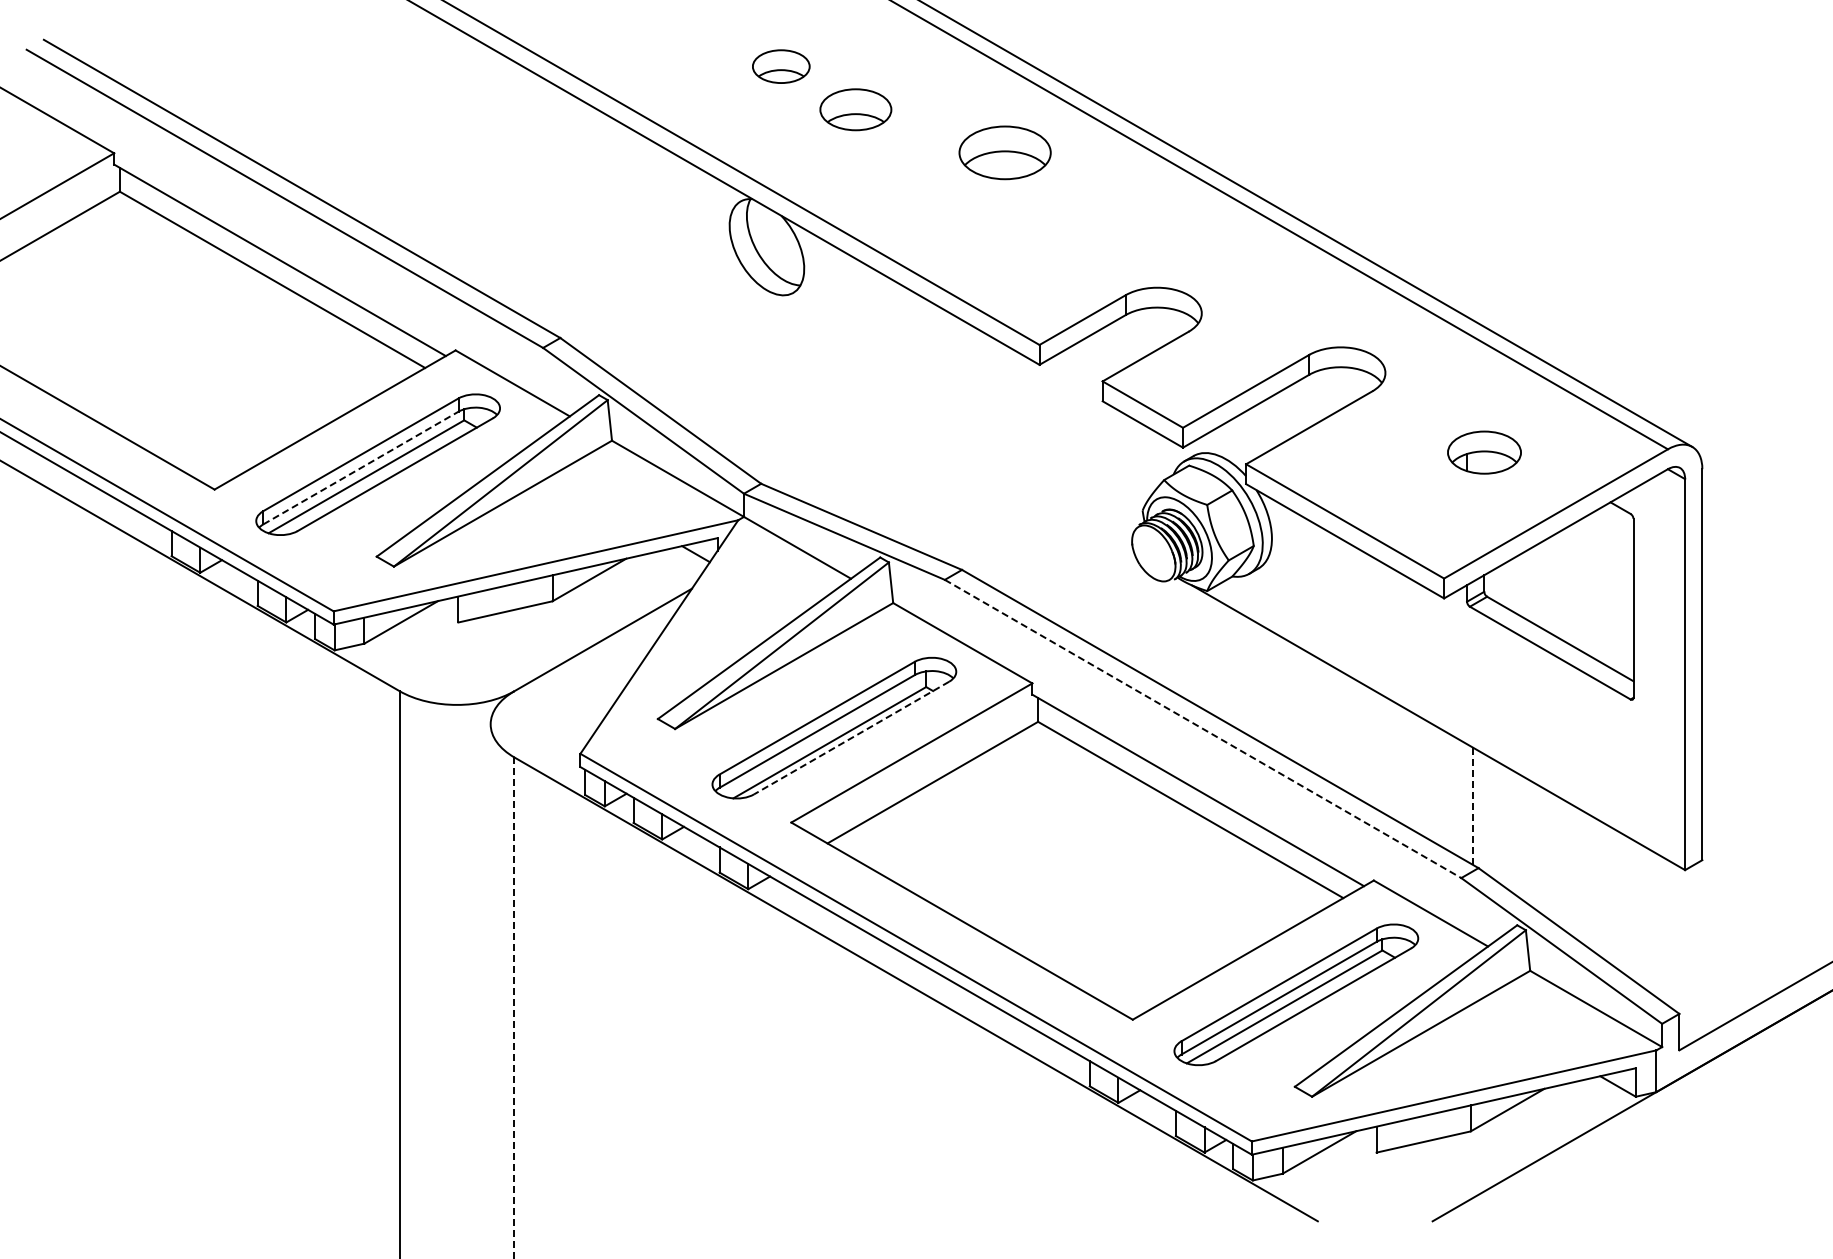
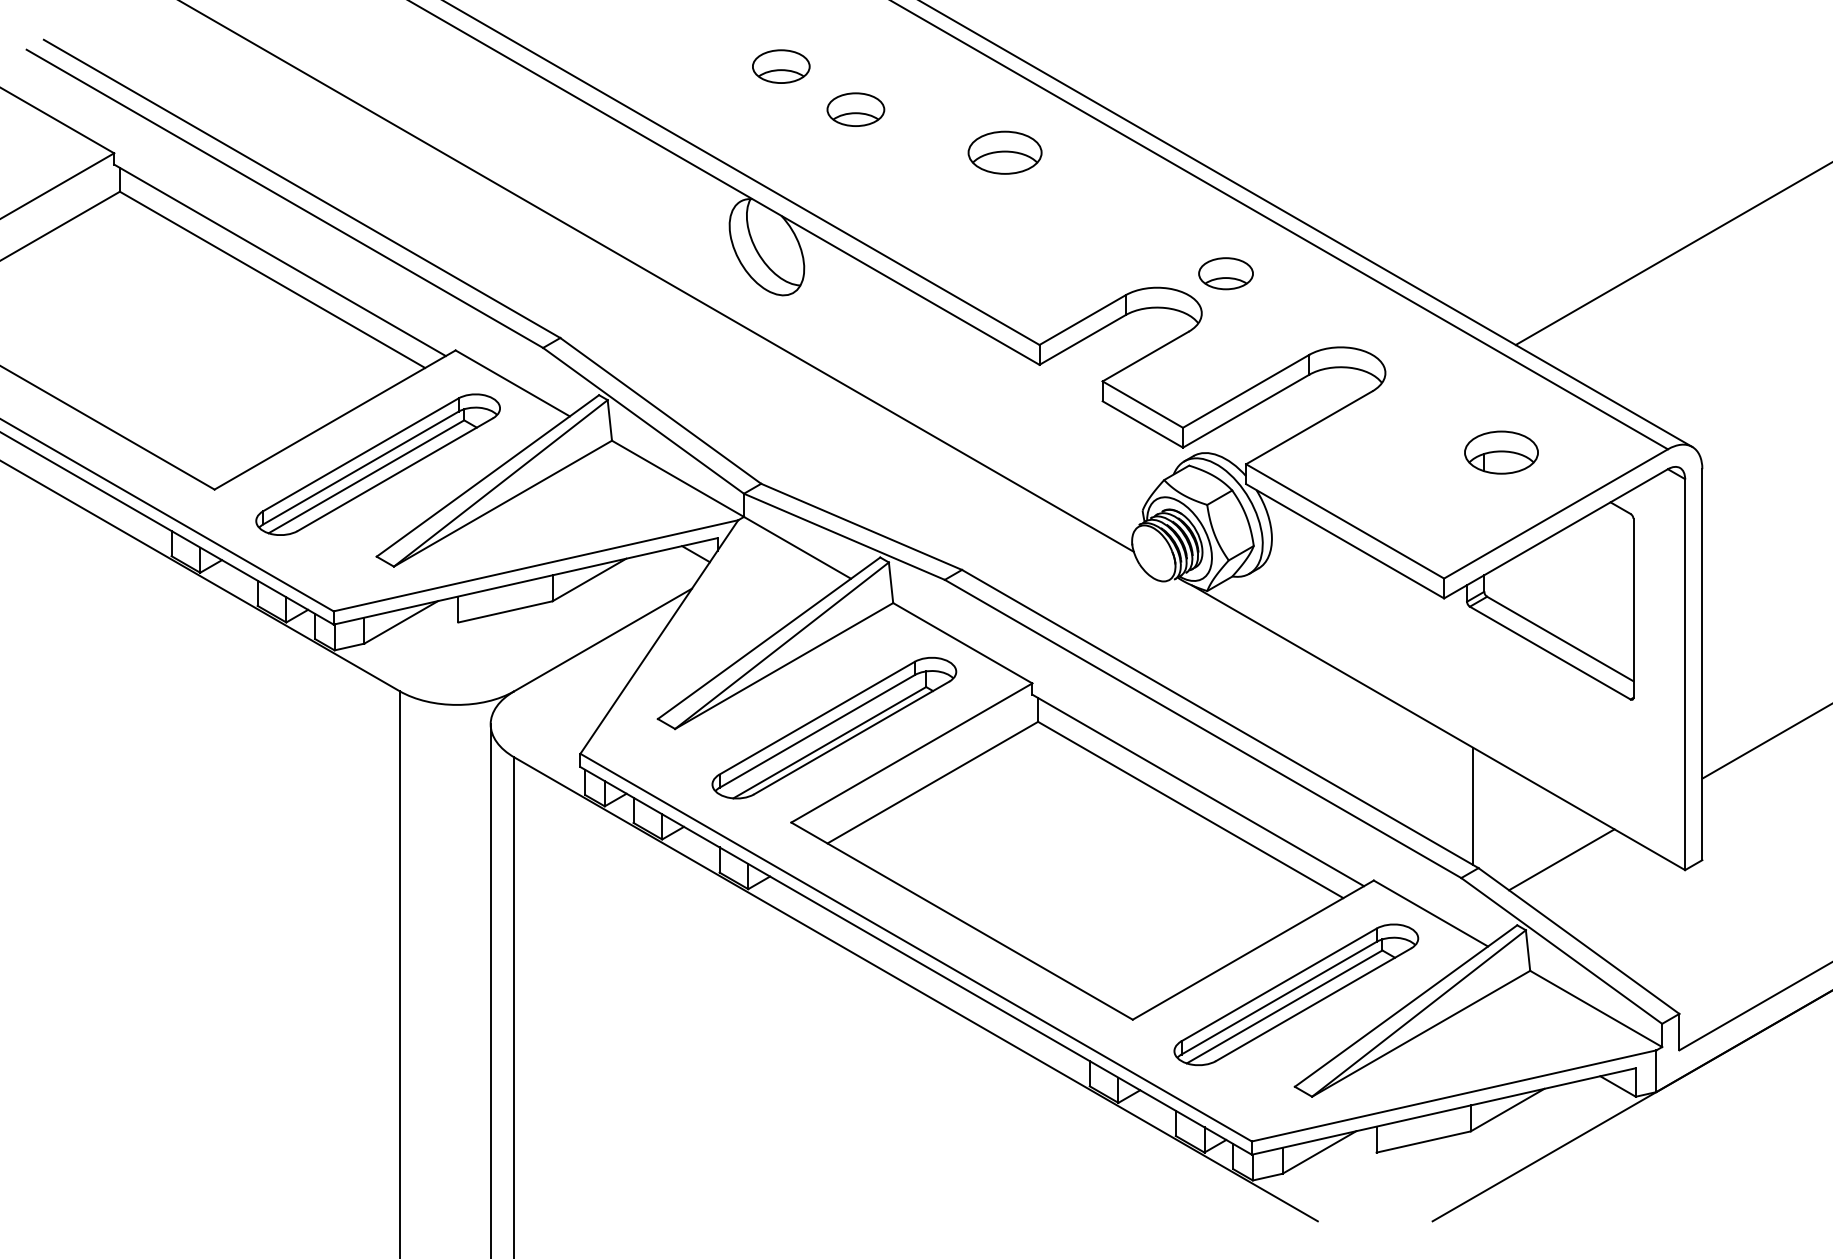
part size: 74x44 px -> 60x35 px (855, 109)
part size: 94x56 px -> 76x45 px (1004, 152)
line: none -> present (1672, 254)
part: none -> present (1225, 273)
line: none -> present (657, 276)
part position: (1484, 452) -> (1501, 452) (1501, 452)
line: dashed -> solid (360, 468)
line: dashed -> solid (1203, 729)
line: dashed -> solid (851, 738)
line: none -> present (1765, 741)
line: dashed -> solid (1472, 806)
line: none -> present (1561, 859)
line: none -> present (490, 989)
line: dashed -> solid (514, 1008)
